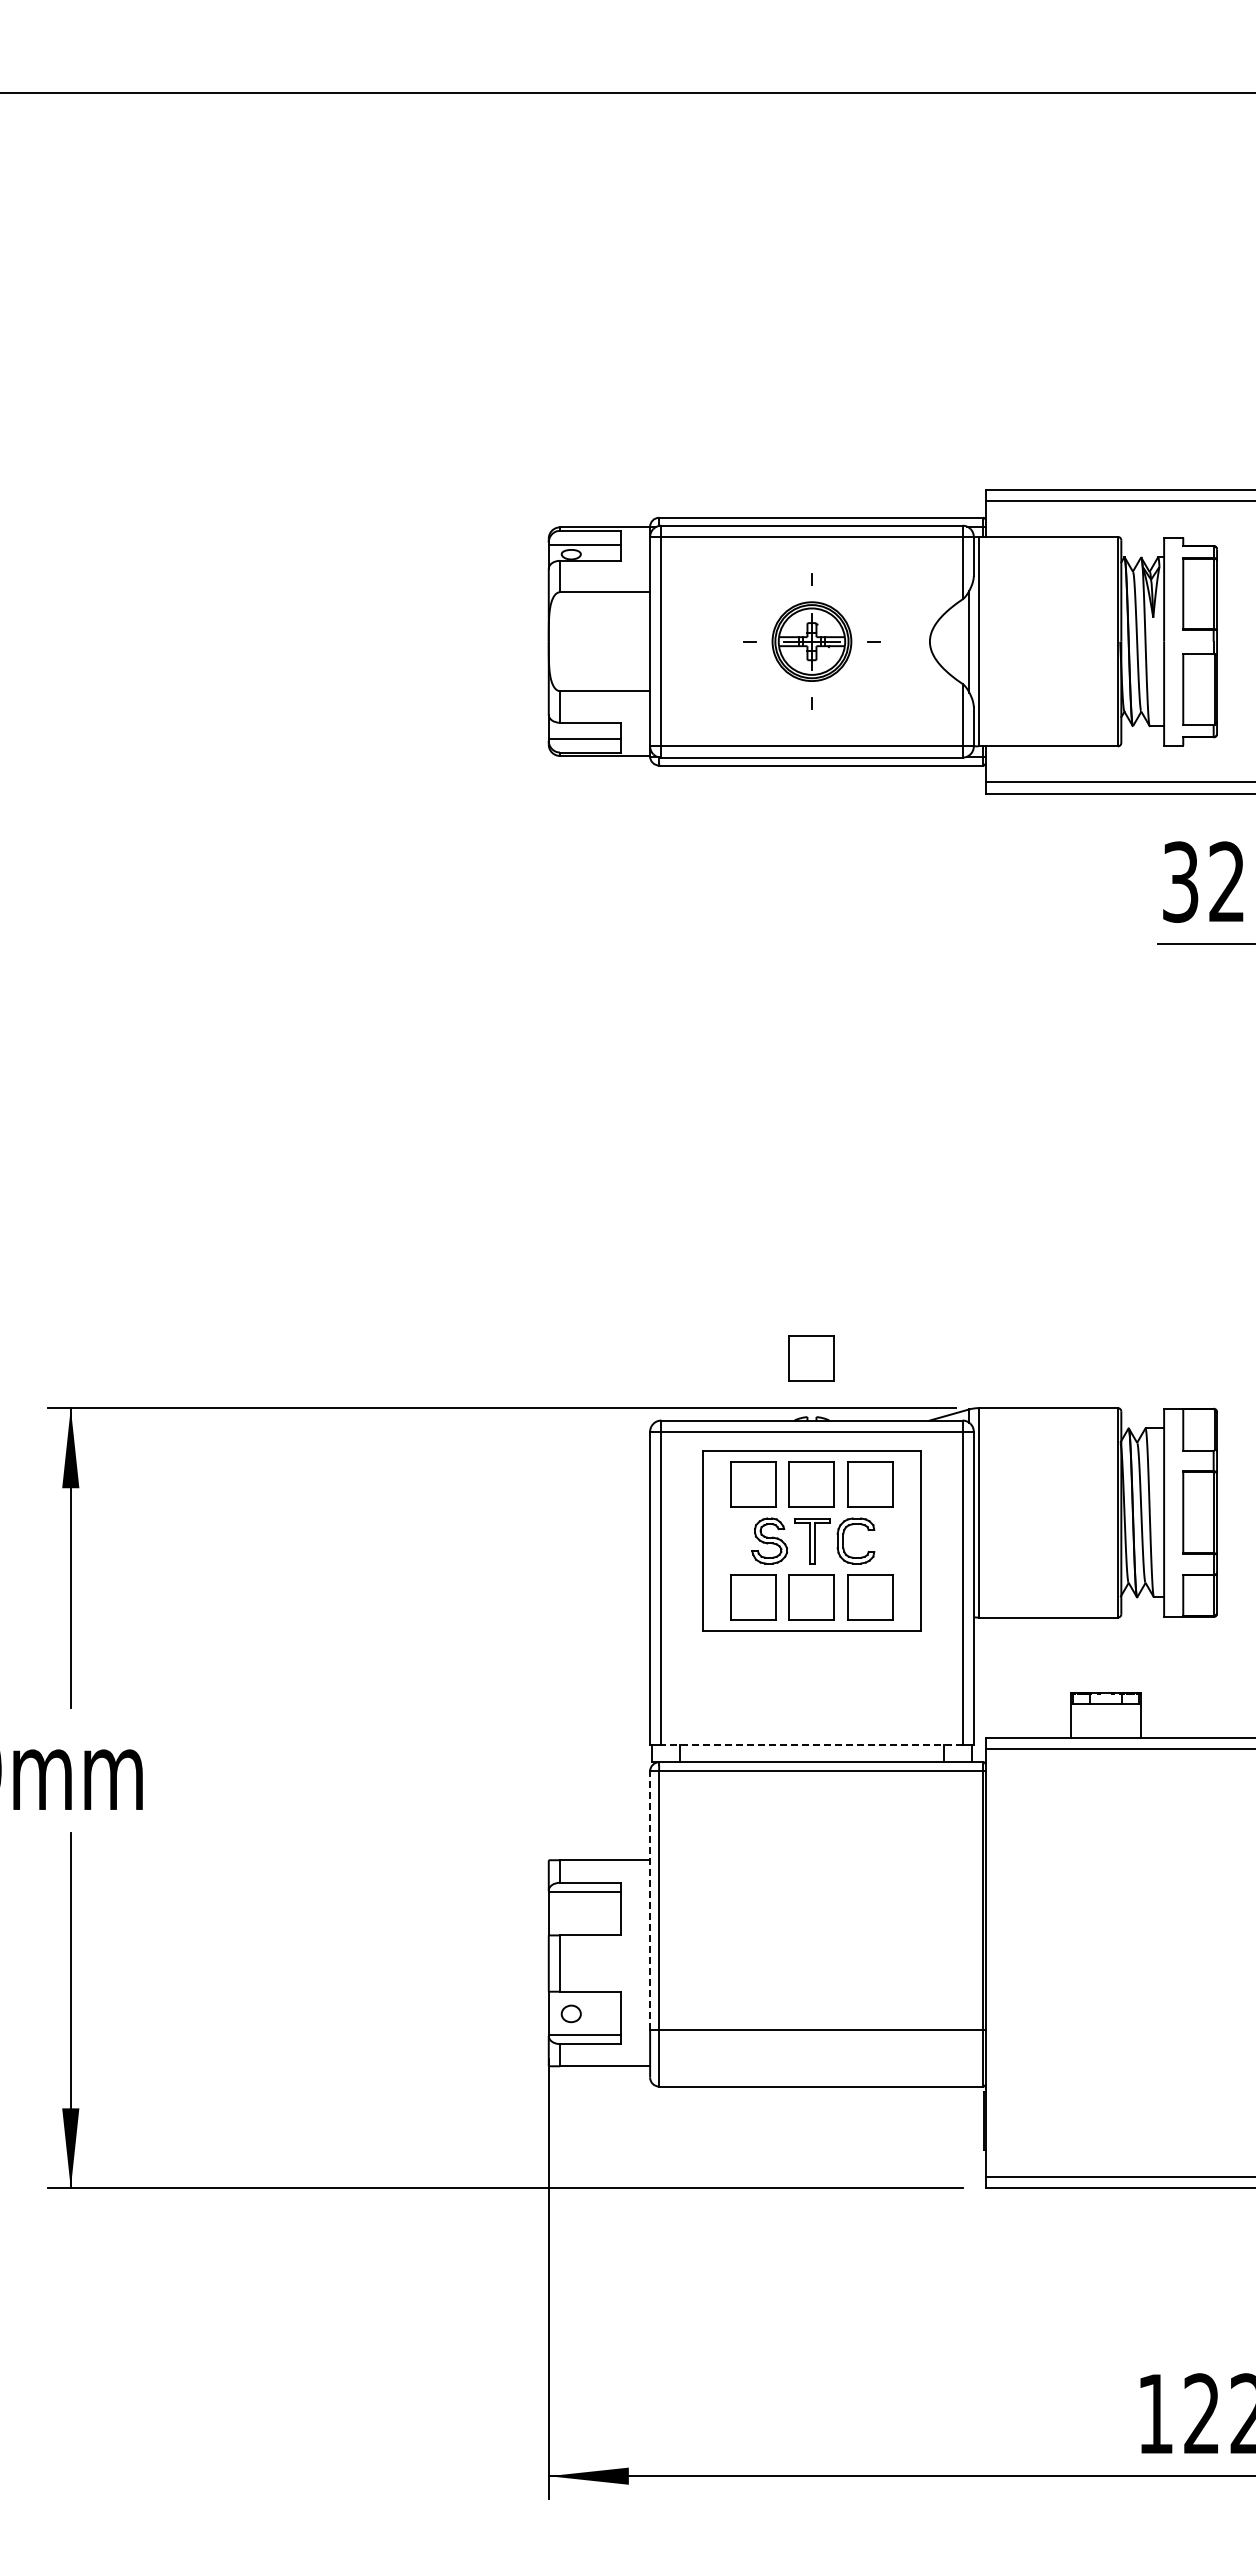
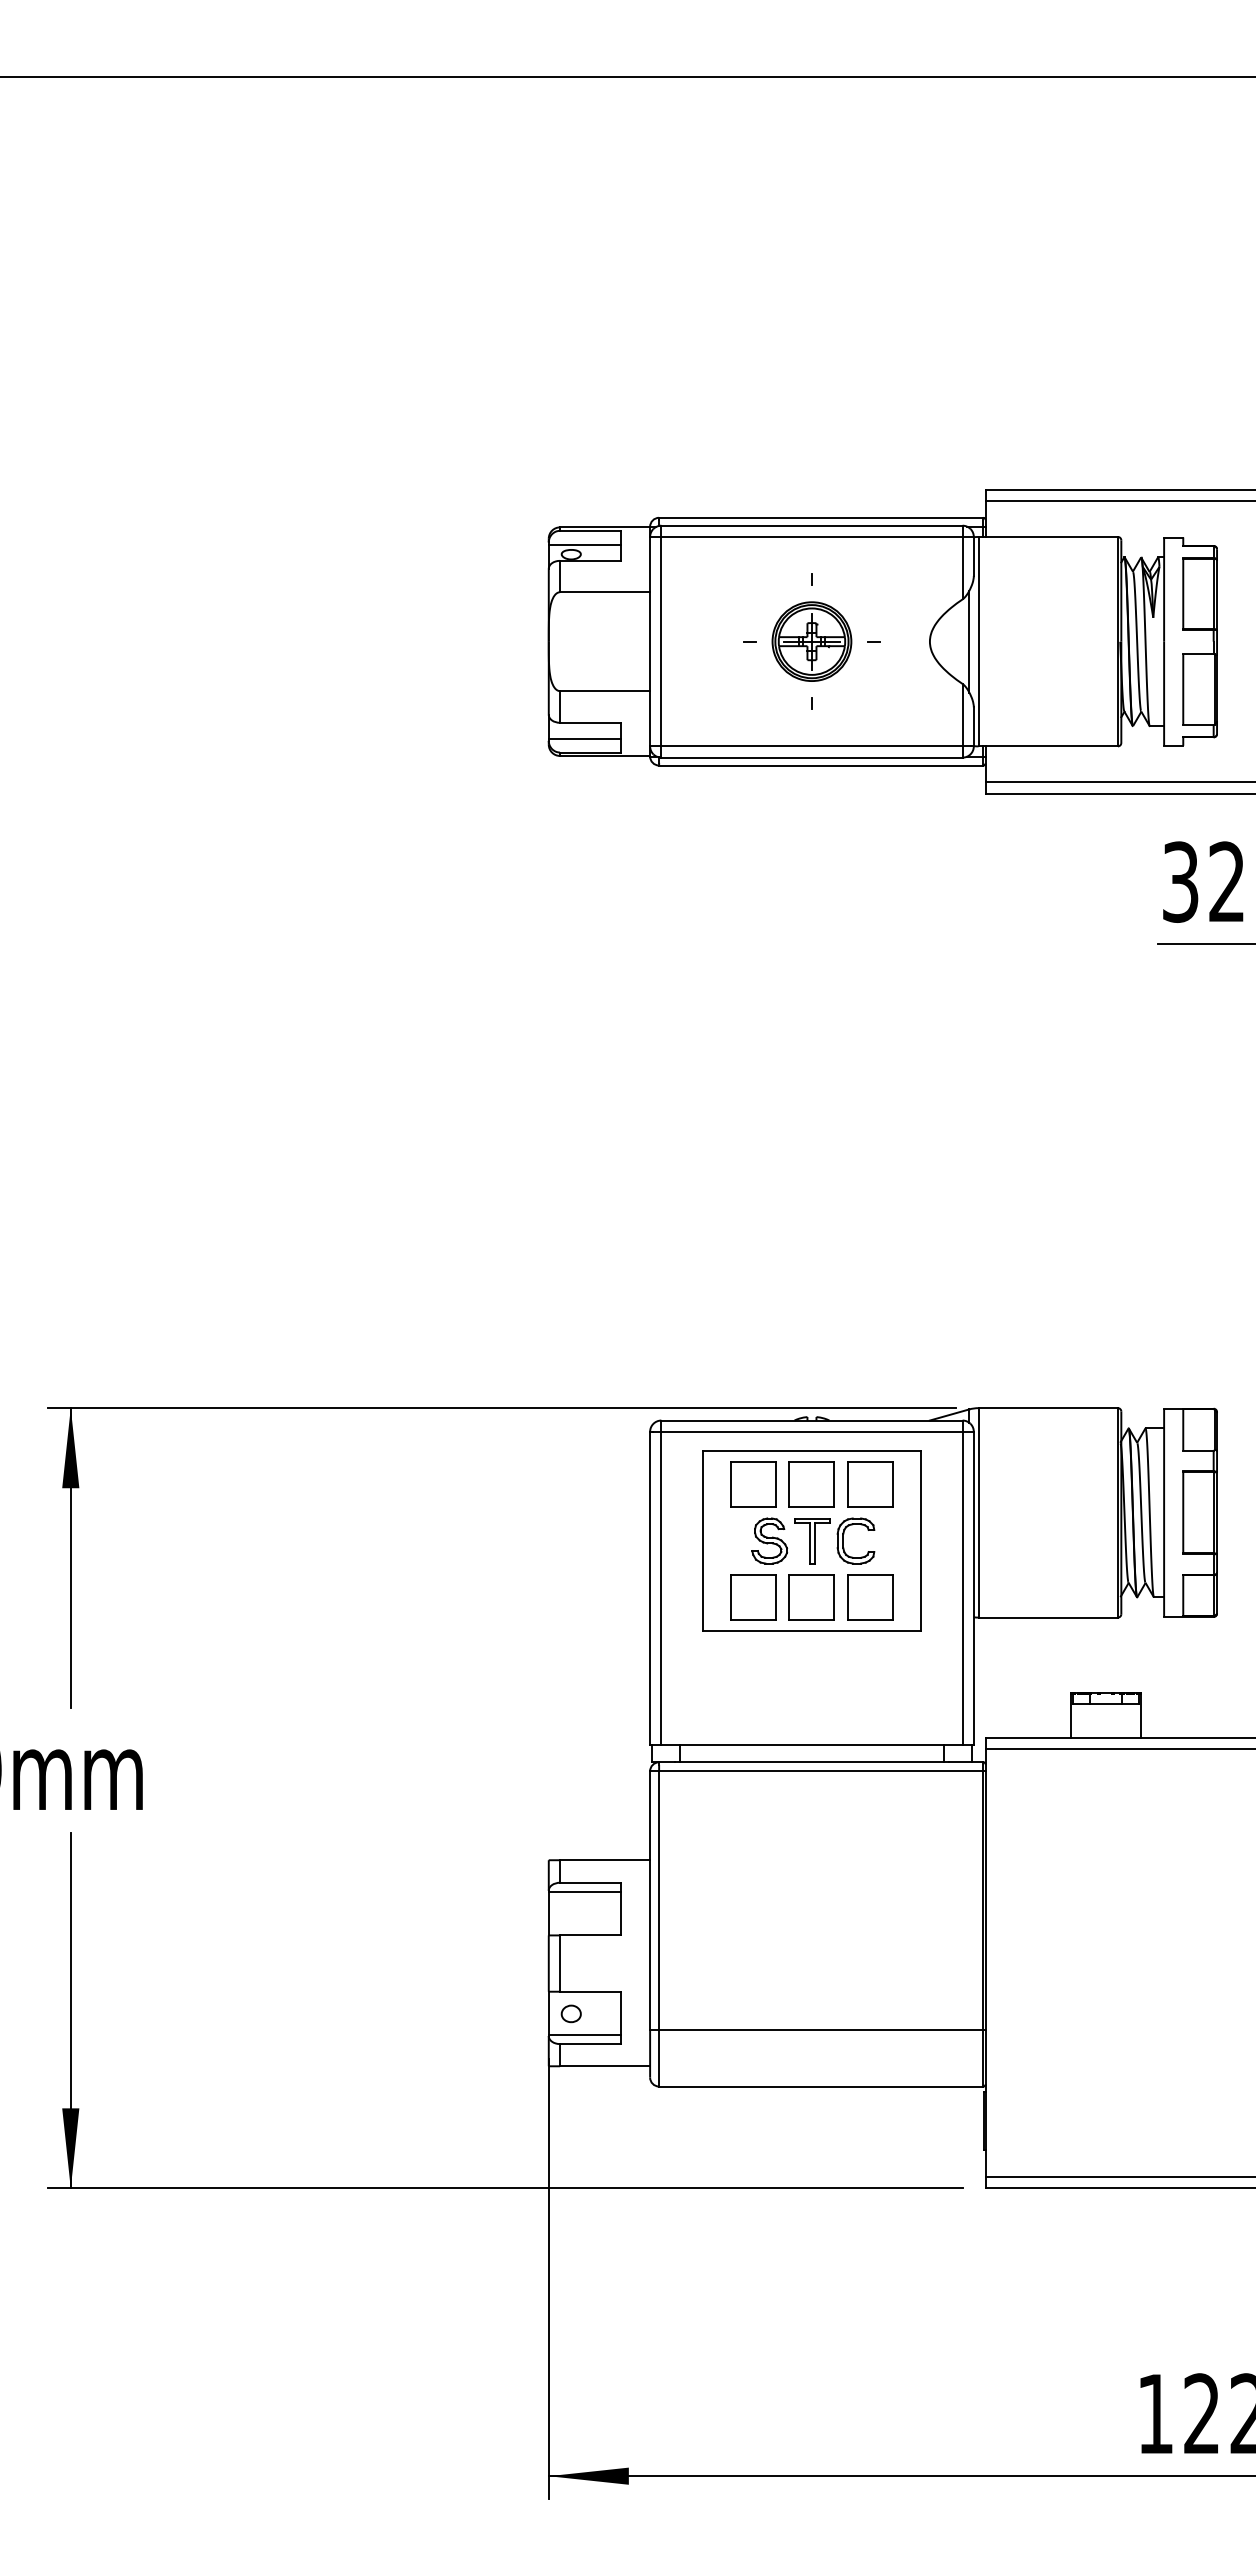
line position: (627, 93) -> (627, 77) (627, 77)
part: present -> none (811, 1358)
line: dashed -> solid (811, 1745)
line: dashed -> solid (650, 1900)
